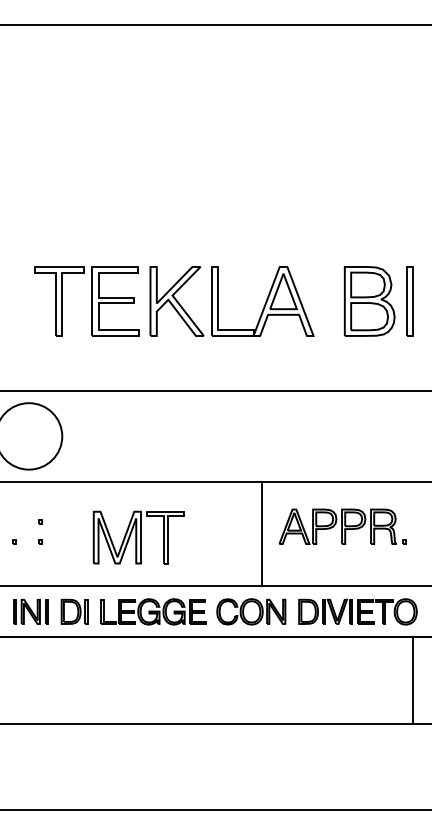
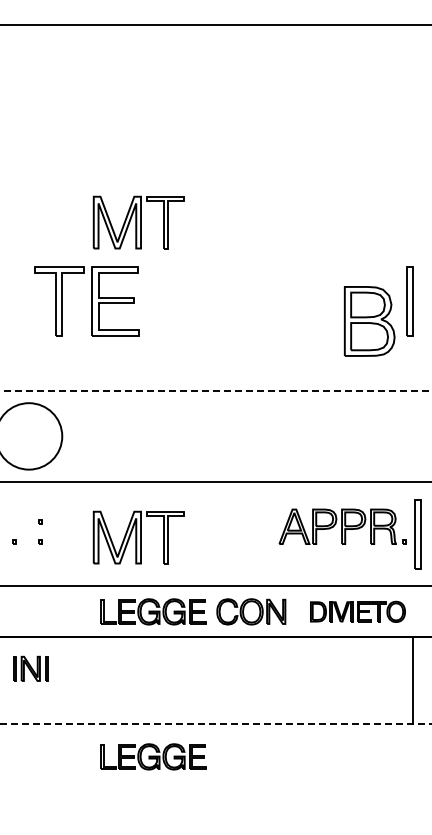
part: none -> present (138, 222)
part: present -> none (218, 301)
part position: (369, 301) -> (369, 321) (369, 321)
line: solid -> dashed (216, 390)
line: present -> none (262, 533)
part: none -> present (417, 534)
part position: (30, 611) -> (30, 668) (30, 668)
part: present -> none (74, 611)
part size: 120x28 px -> 96x23 px (357, 611)
line: solid -> dashed (216, 723)
part: none -> present (153, 756)
line: present -> none (215, 809)
